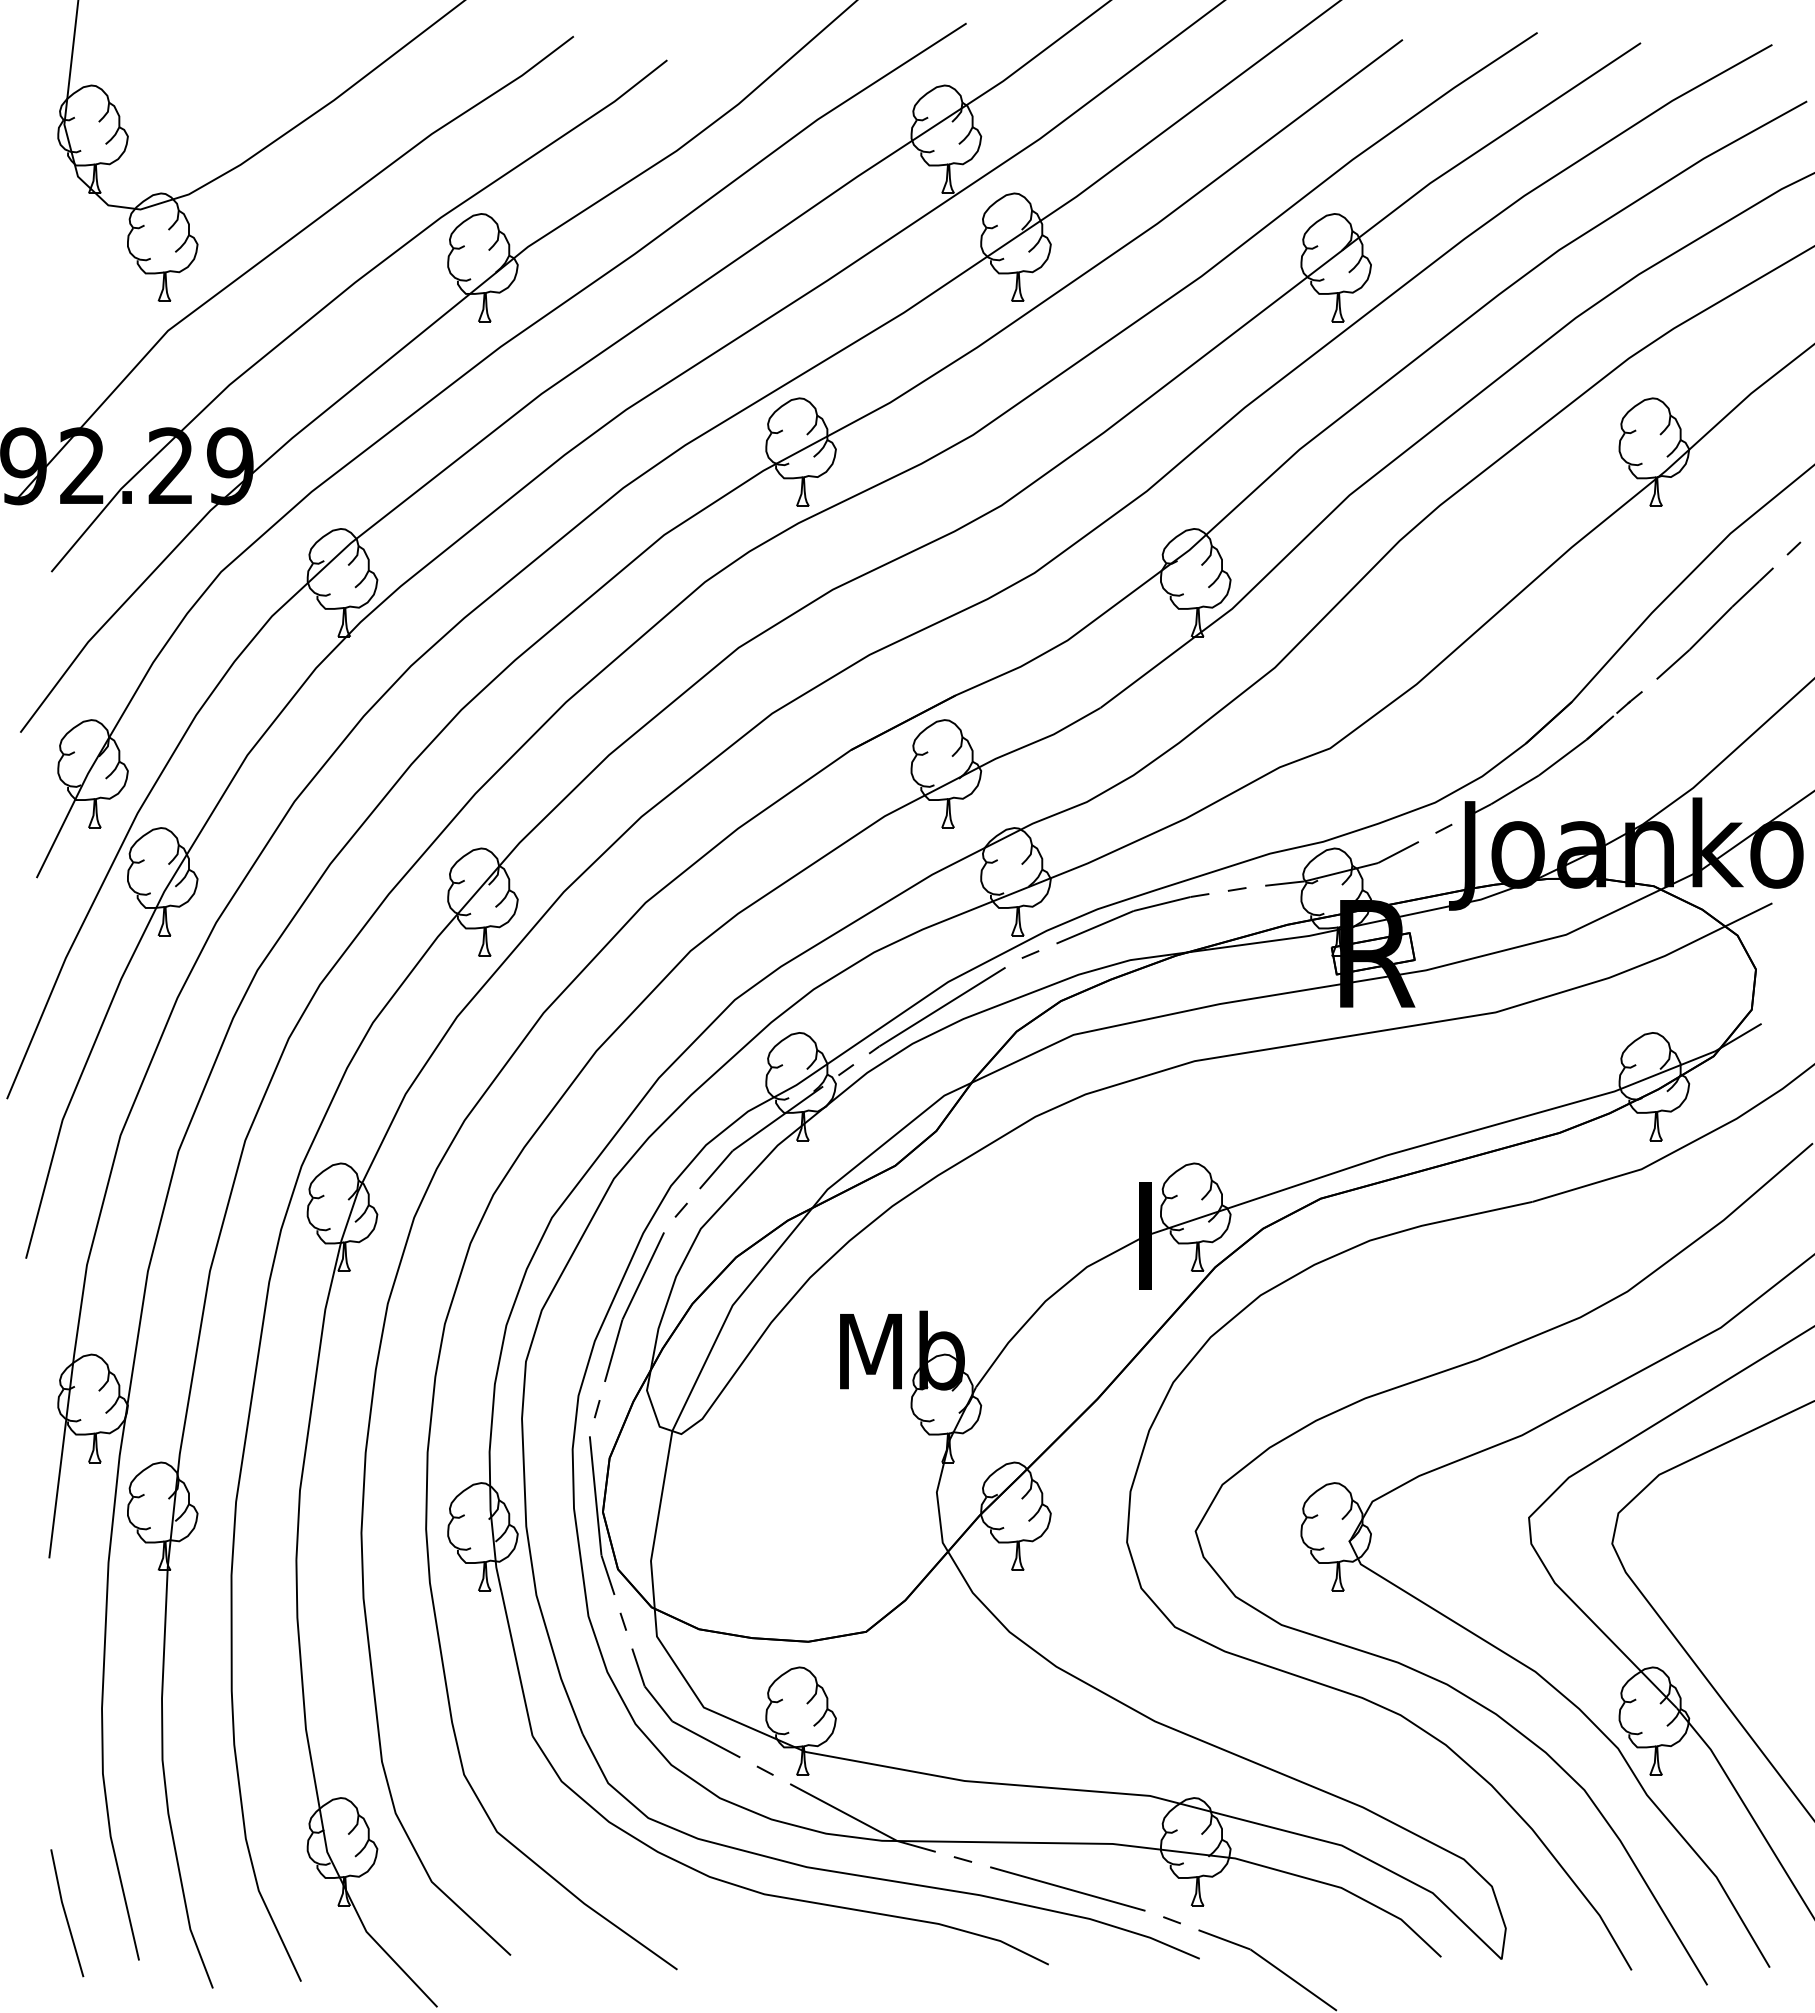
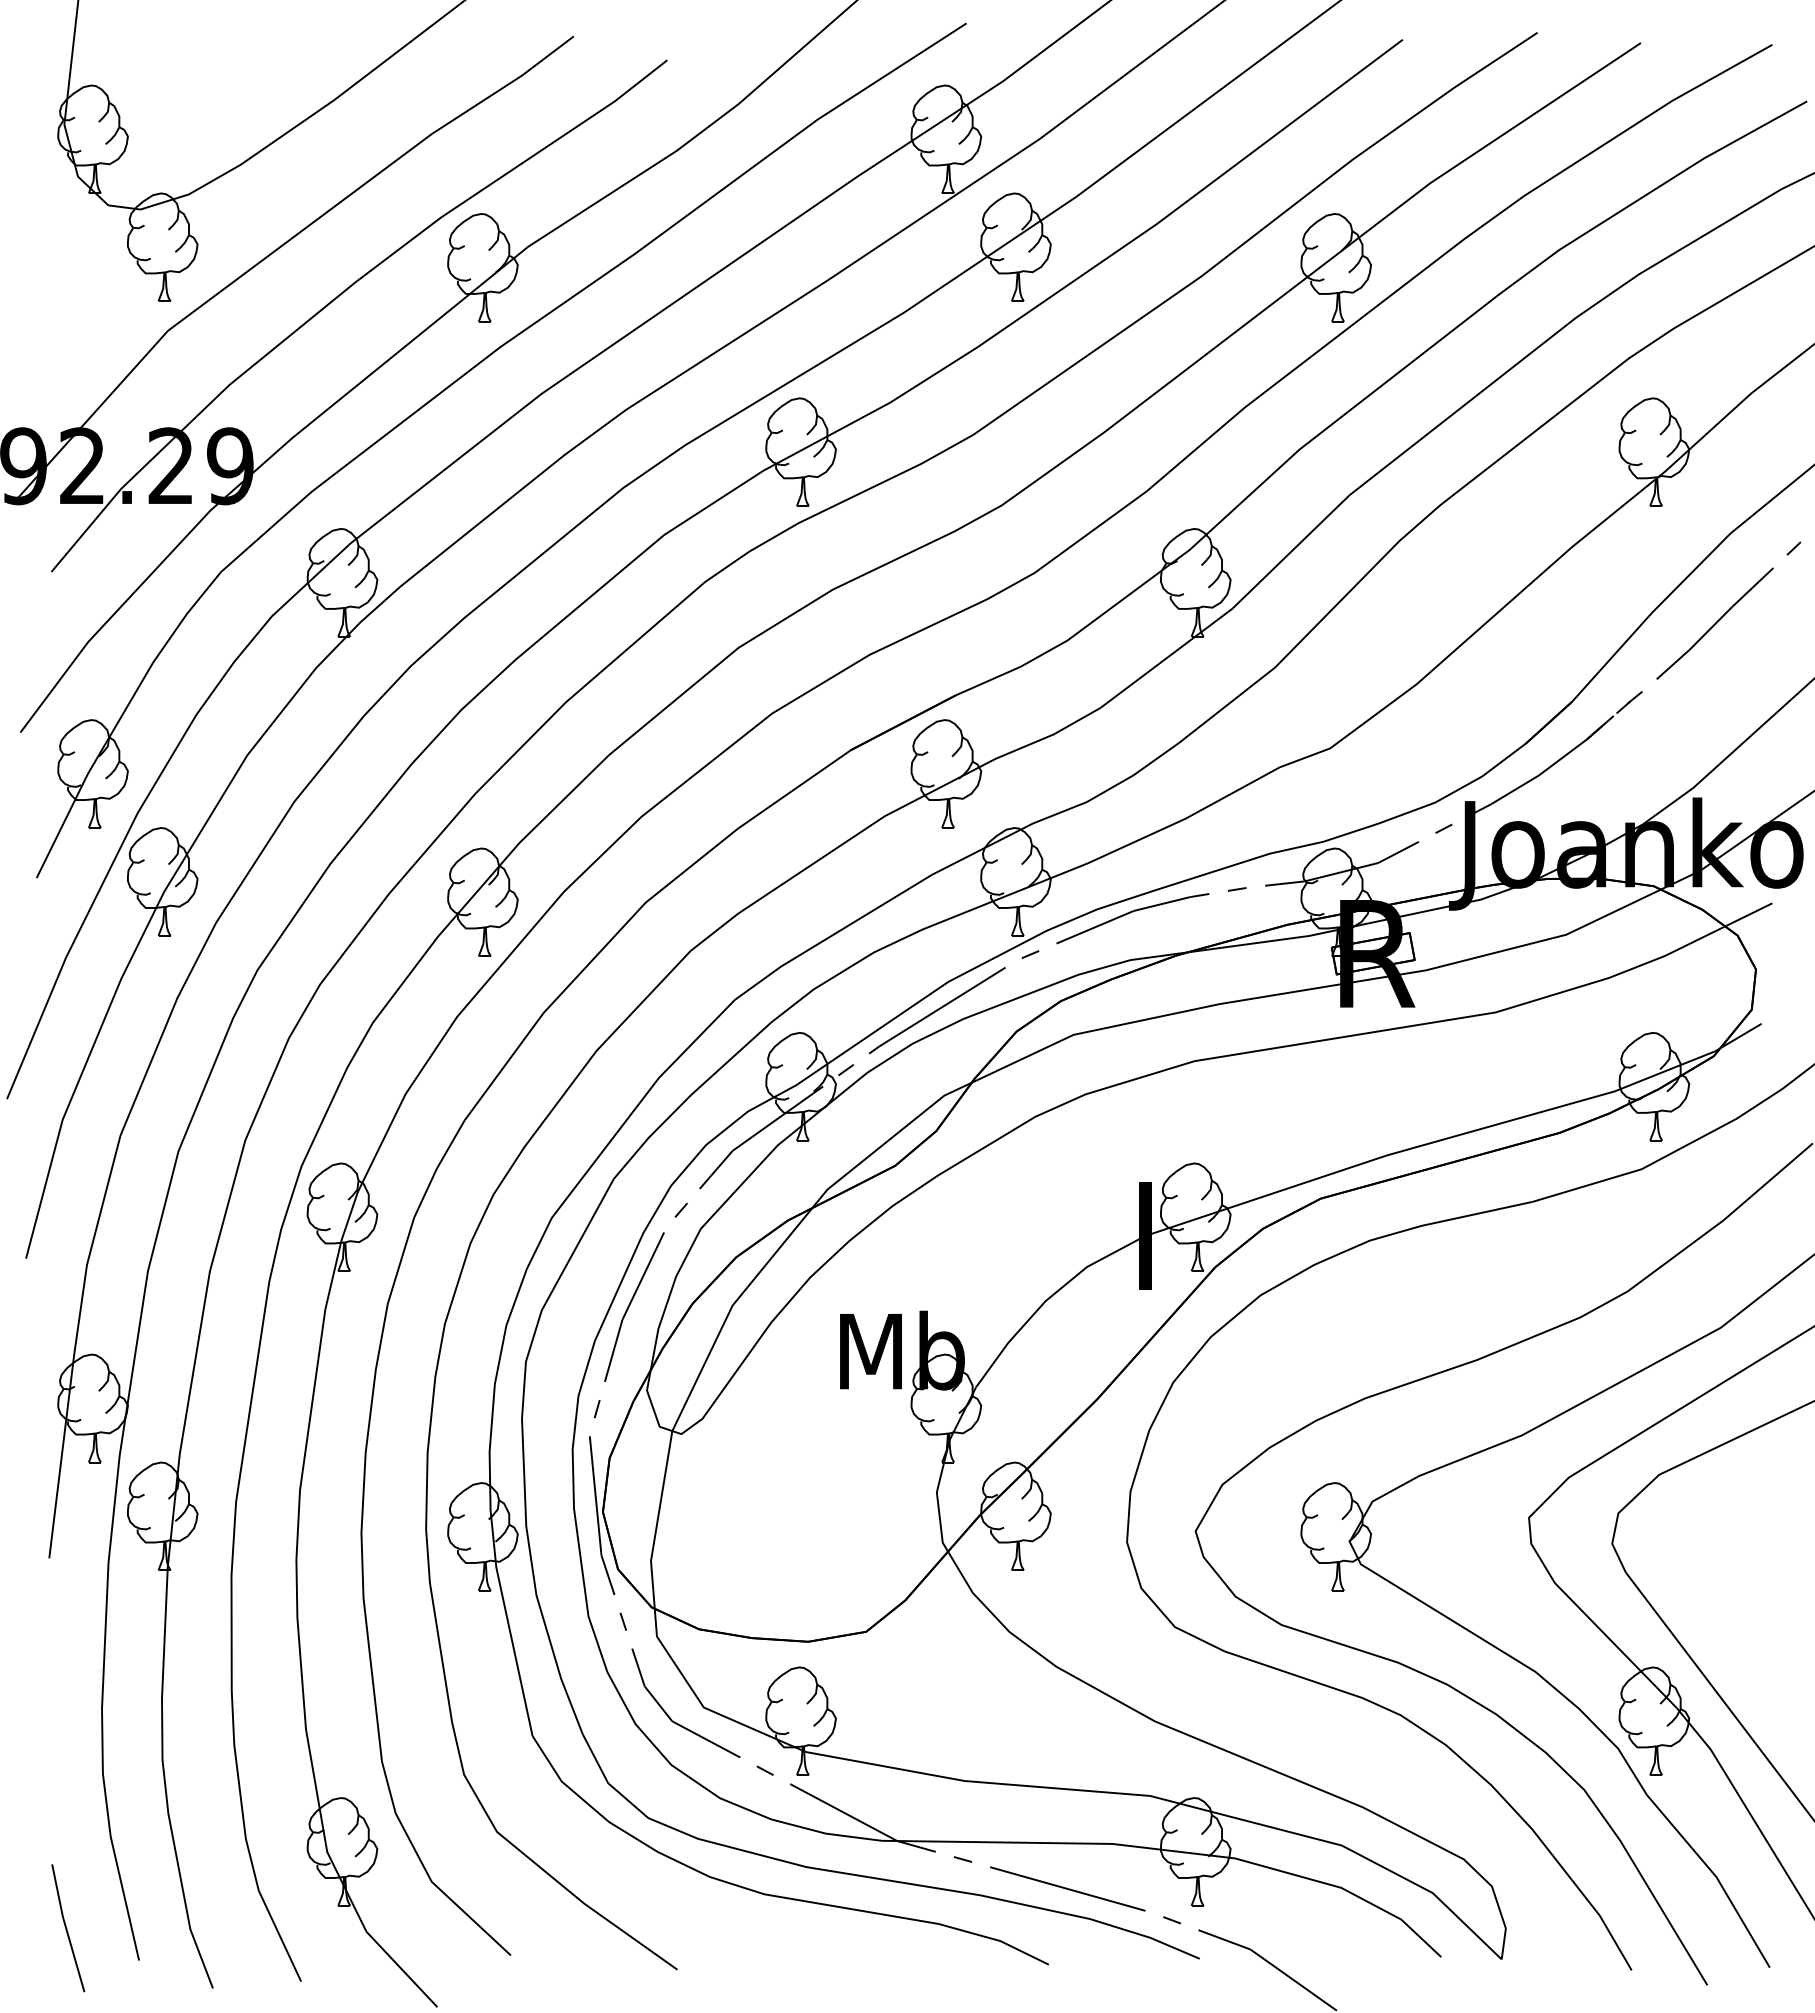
line position: (66, 1913) -> (67, 1928) (67, 1928)
